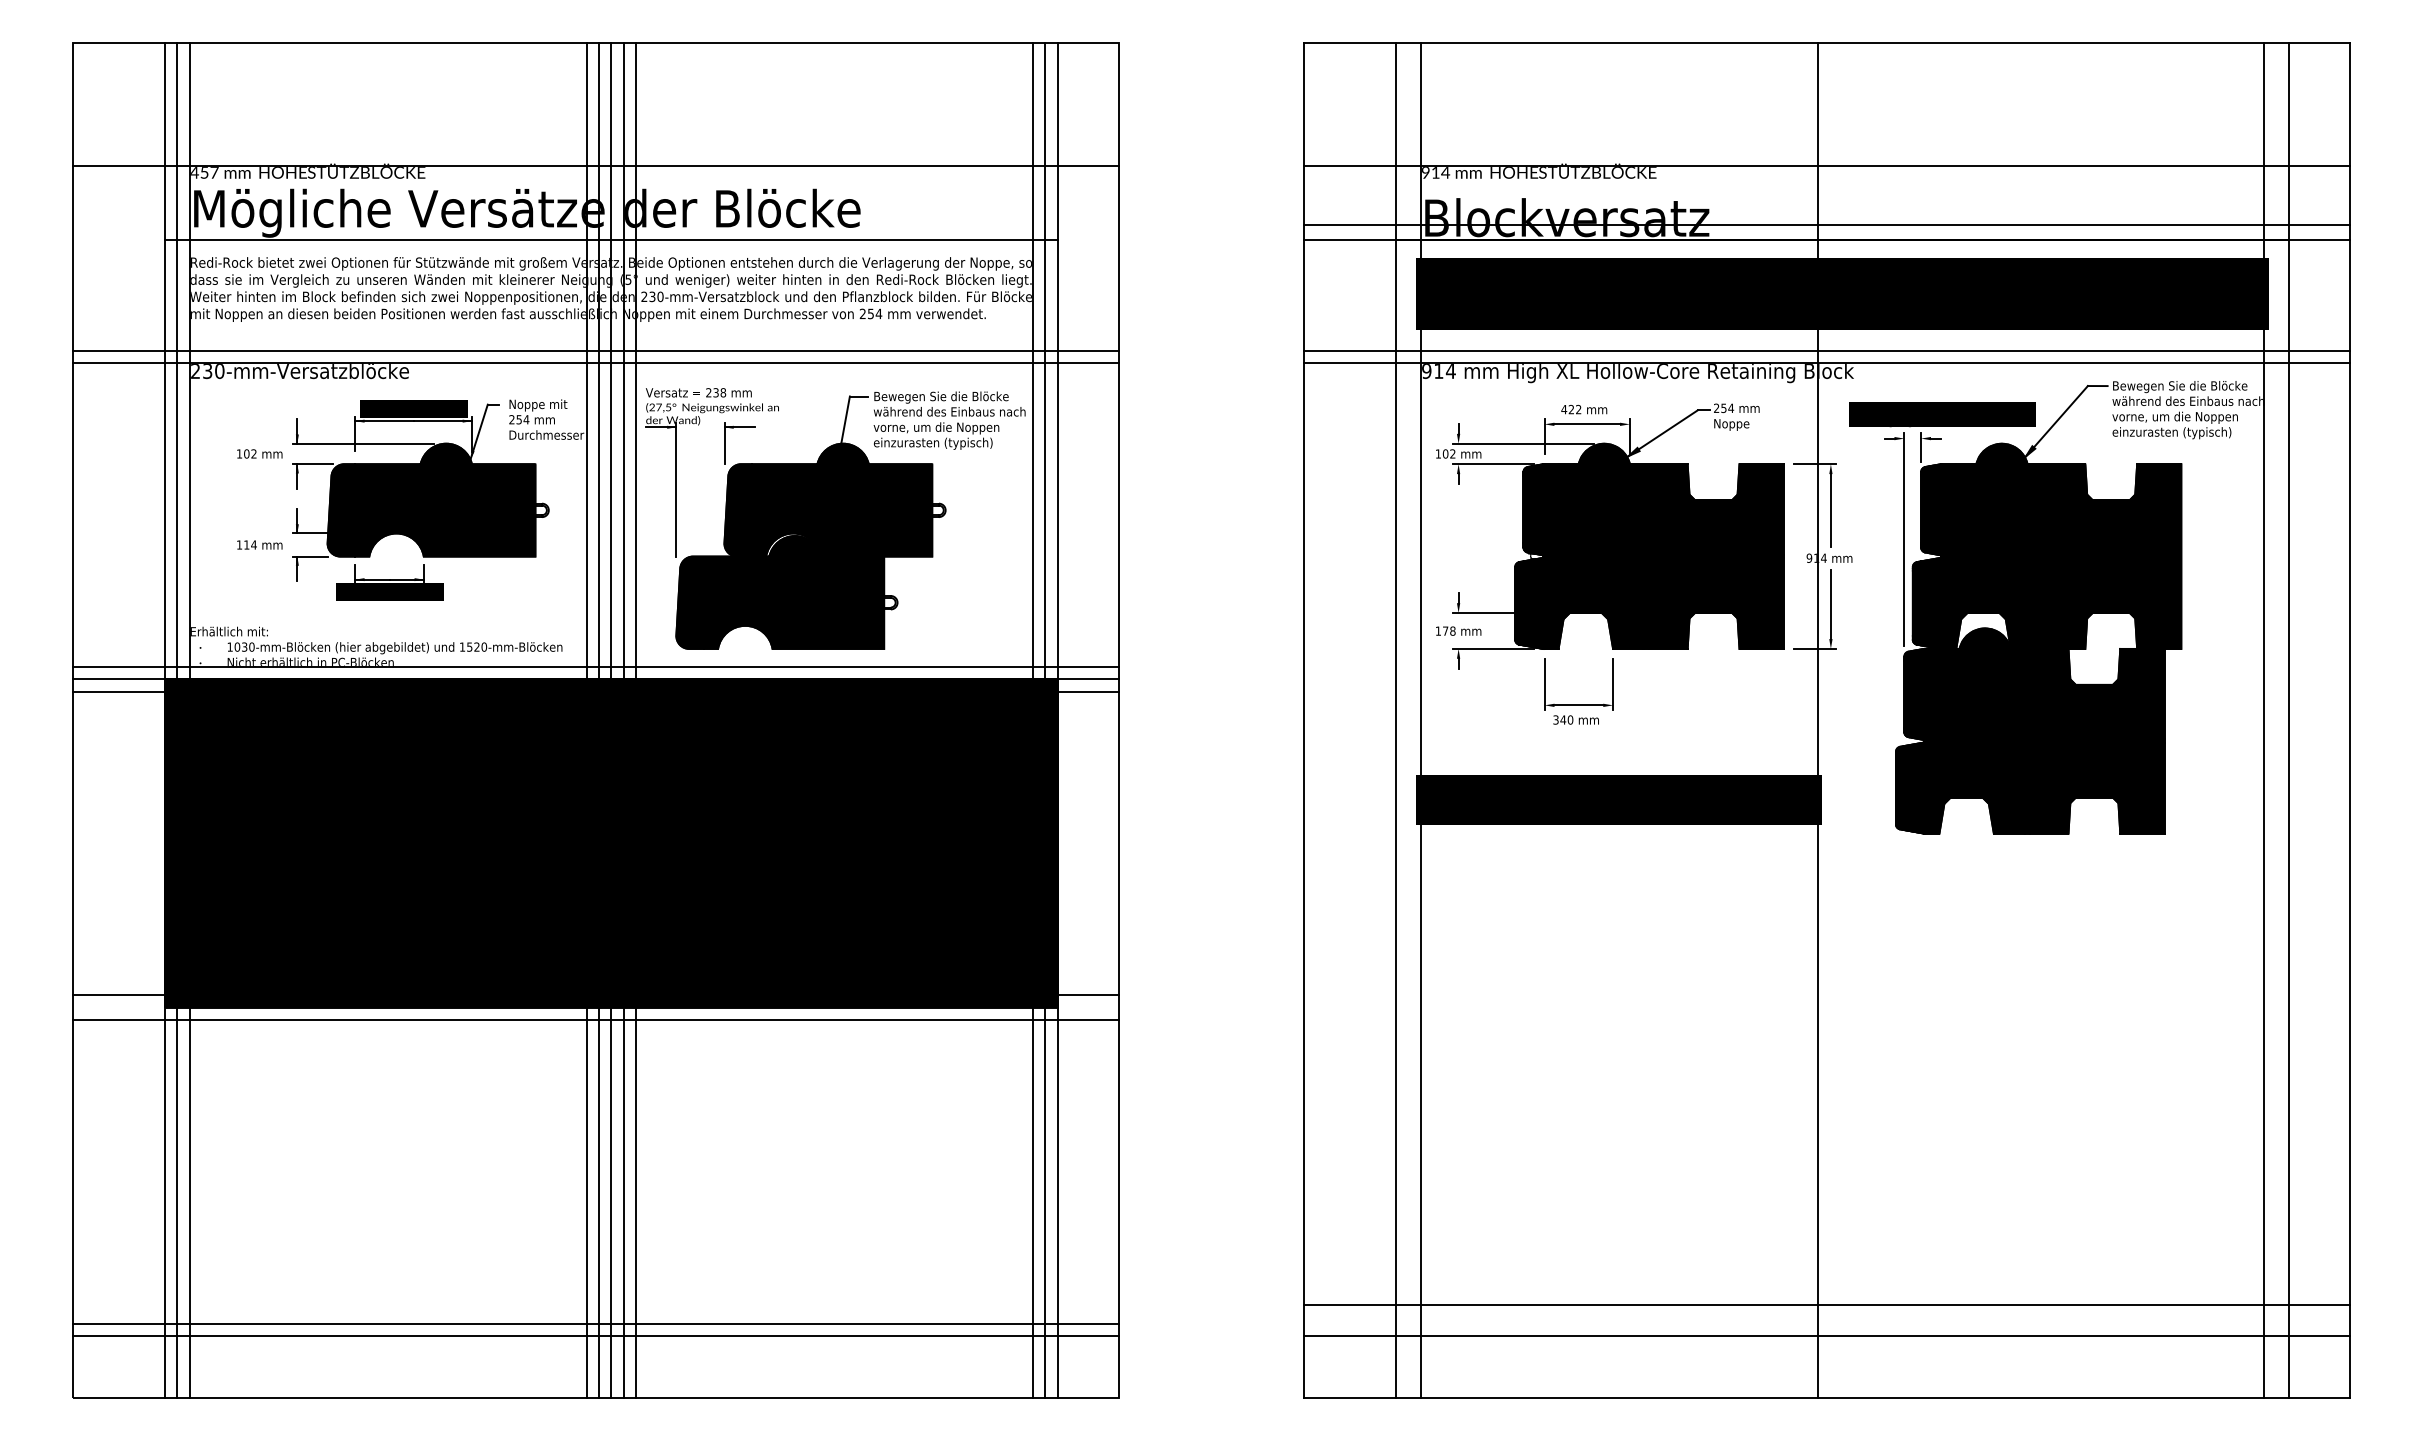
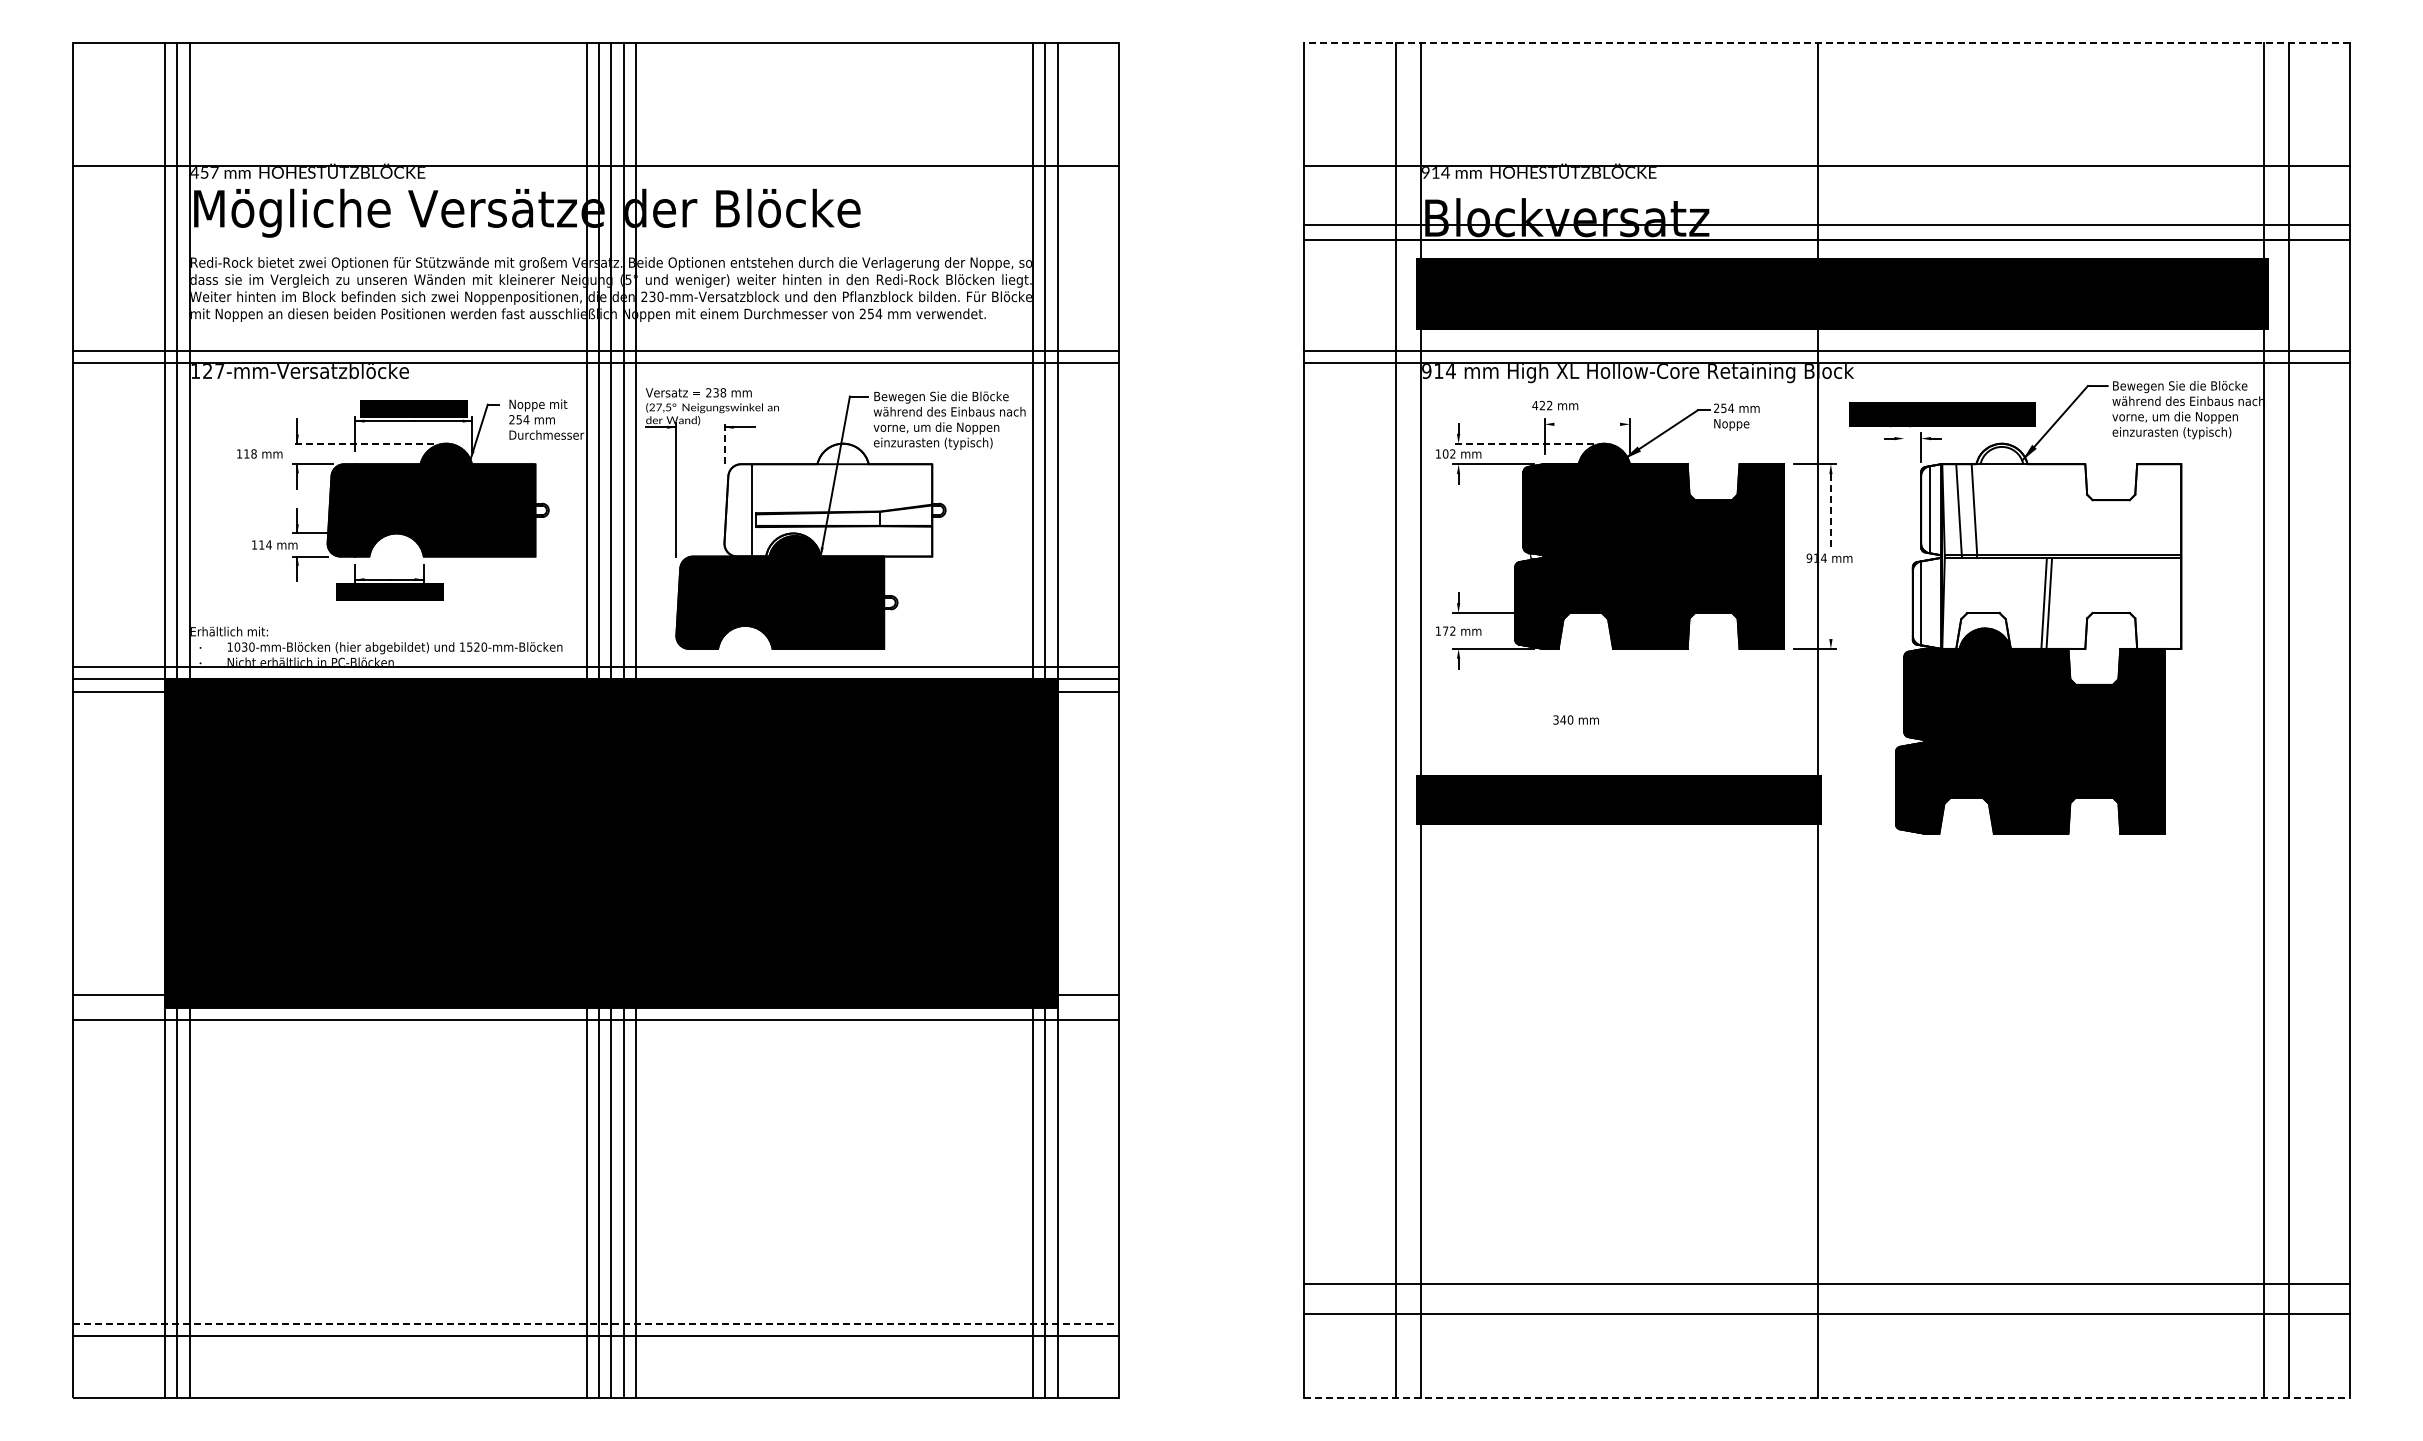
line: solid -> dashed (1826, 43)
line: present -> none (611, 240)
text: 230-mm-Versatzblöcke -> 127-mm-Versatzblöcke (207, 371)
text position: (1584, 409) -> (1555, 405) (1555, 405)
line: present -> none (1587, 424)
line: solid -> dashed (363, 443)
line: solid -> dashed (724, 443)
line: solid -> dashed (1523, 443)
text: 102 -> 118 (250, 453)
fill: present -> none (828, 499)
line: solid -> dashed (1830, 510)
line: present -> none (1904, 539)
text position: (259, 544) -> (274, 544) (274, 544)
fill: present -> none (2046, 545)
line: present -> none (1830, 604)
text: 178 -> 172 (1452, 630)
part: present -> none (1578, 704)
line position: (1826, 1305) -> (1826, 1284) (1826, 1284)
line: solid -> dashed (596, 1323)
line position: (1826, 1336) -> (1826, 1314) (1826, 1314)
line: solid -> dashed (1827, 1397)
